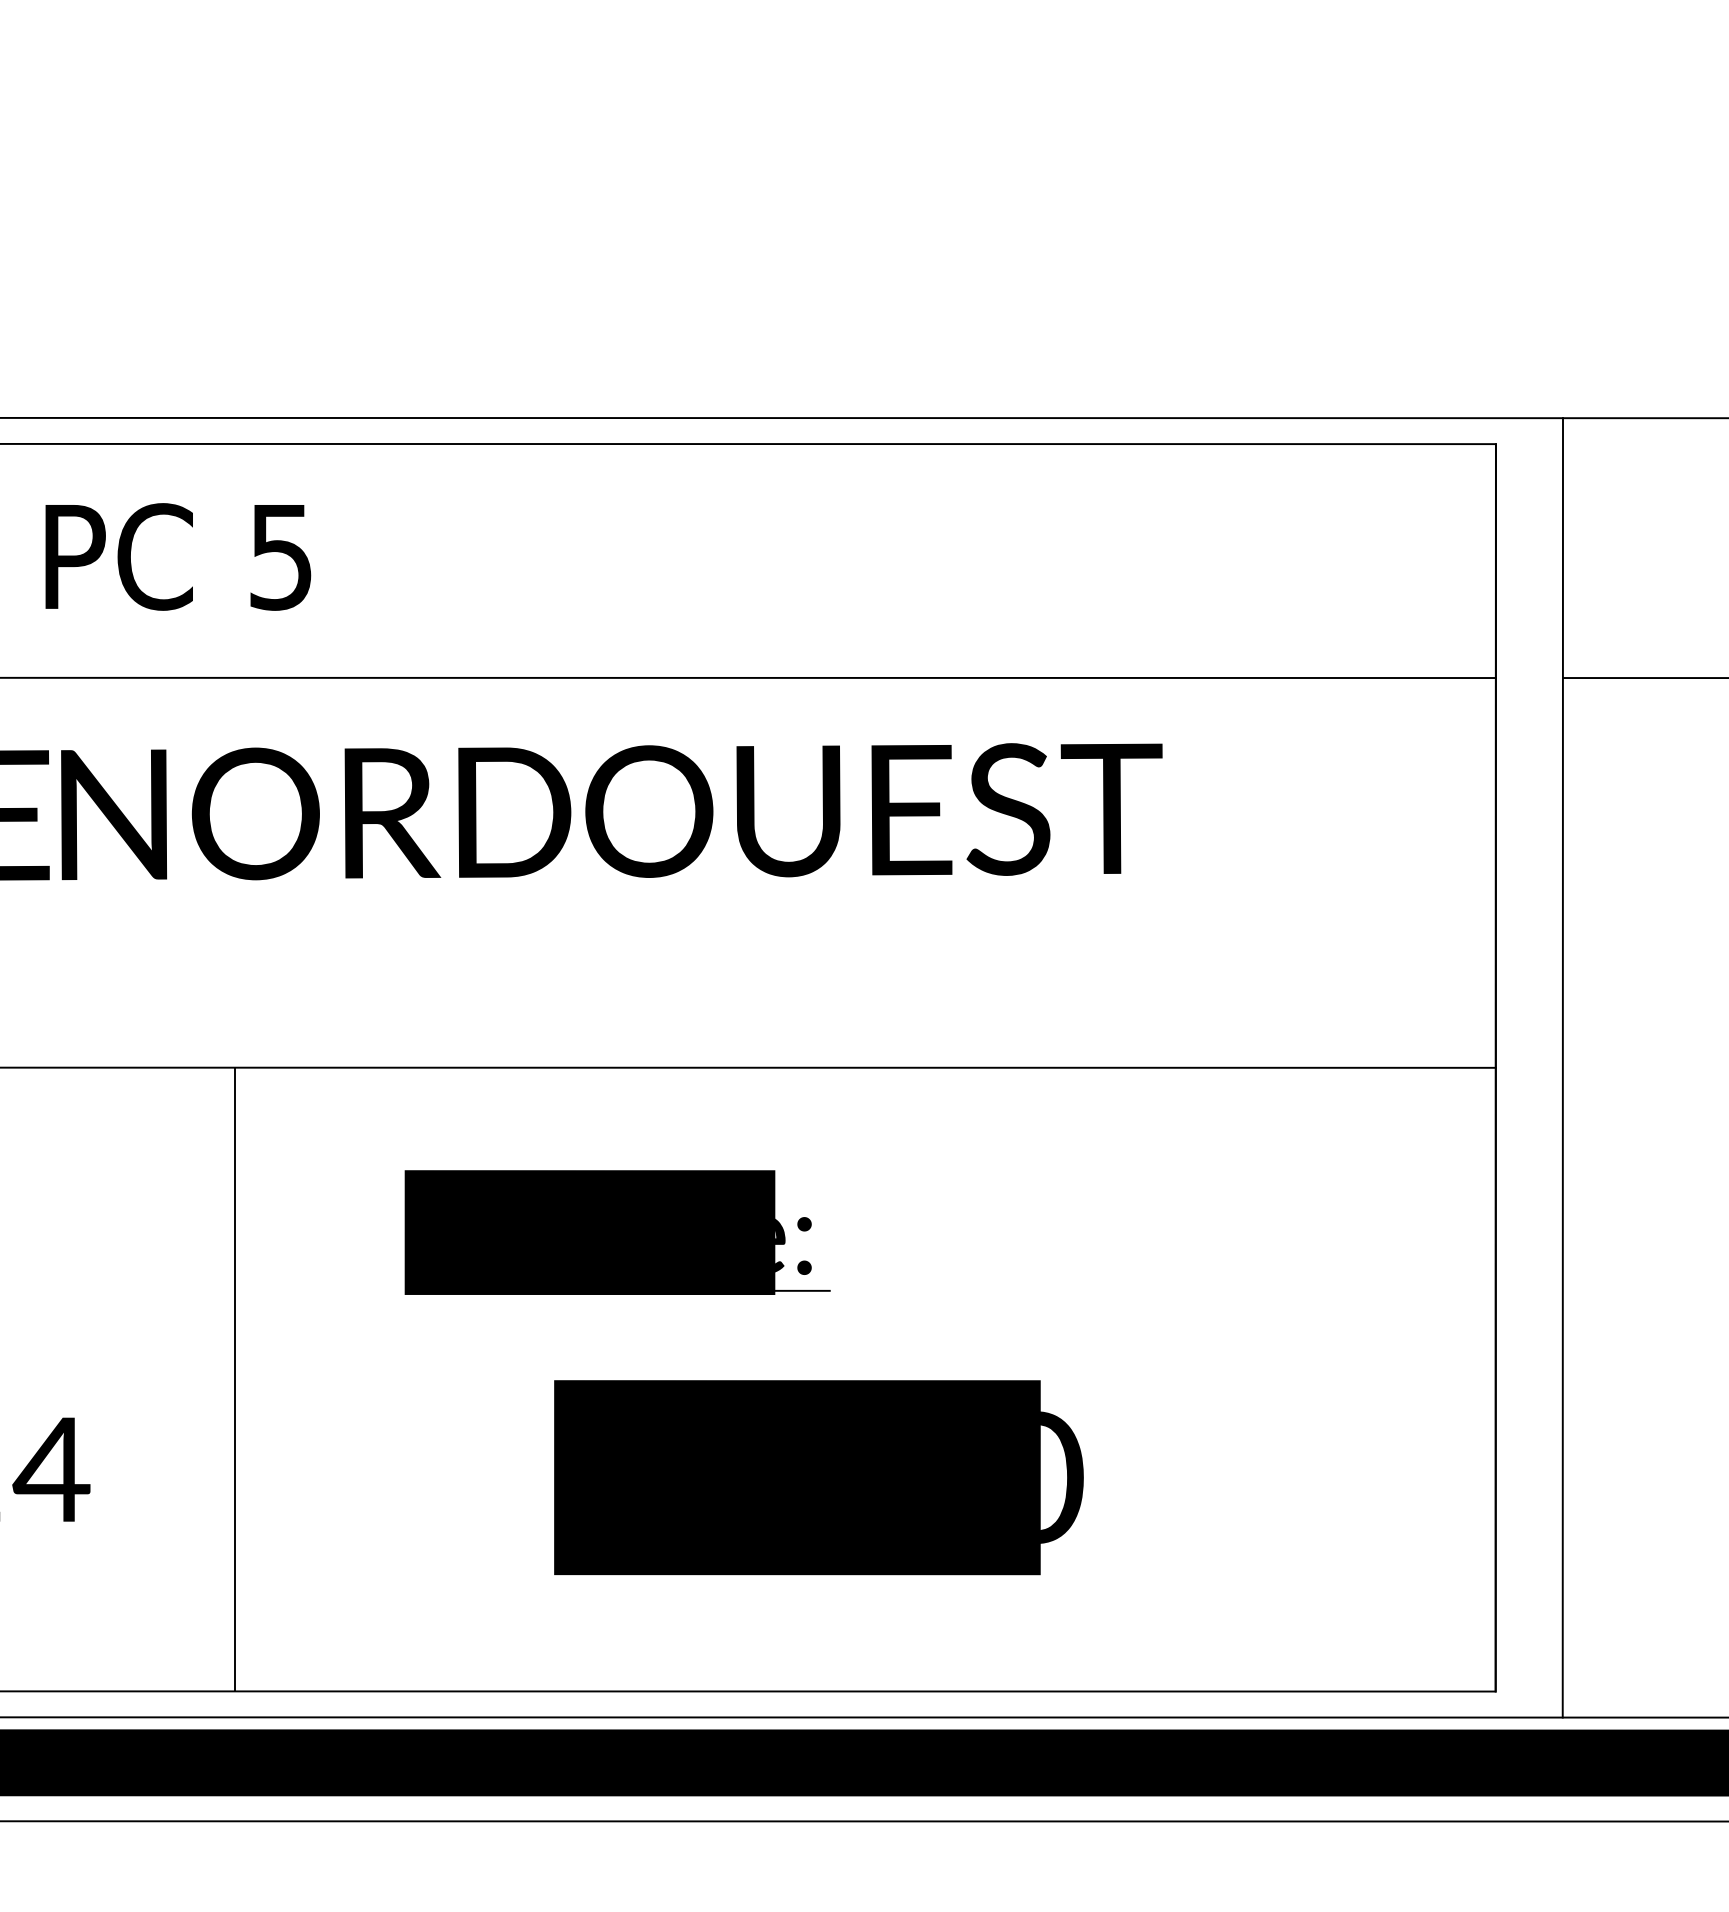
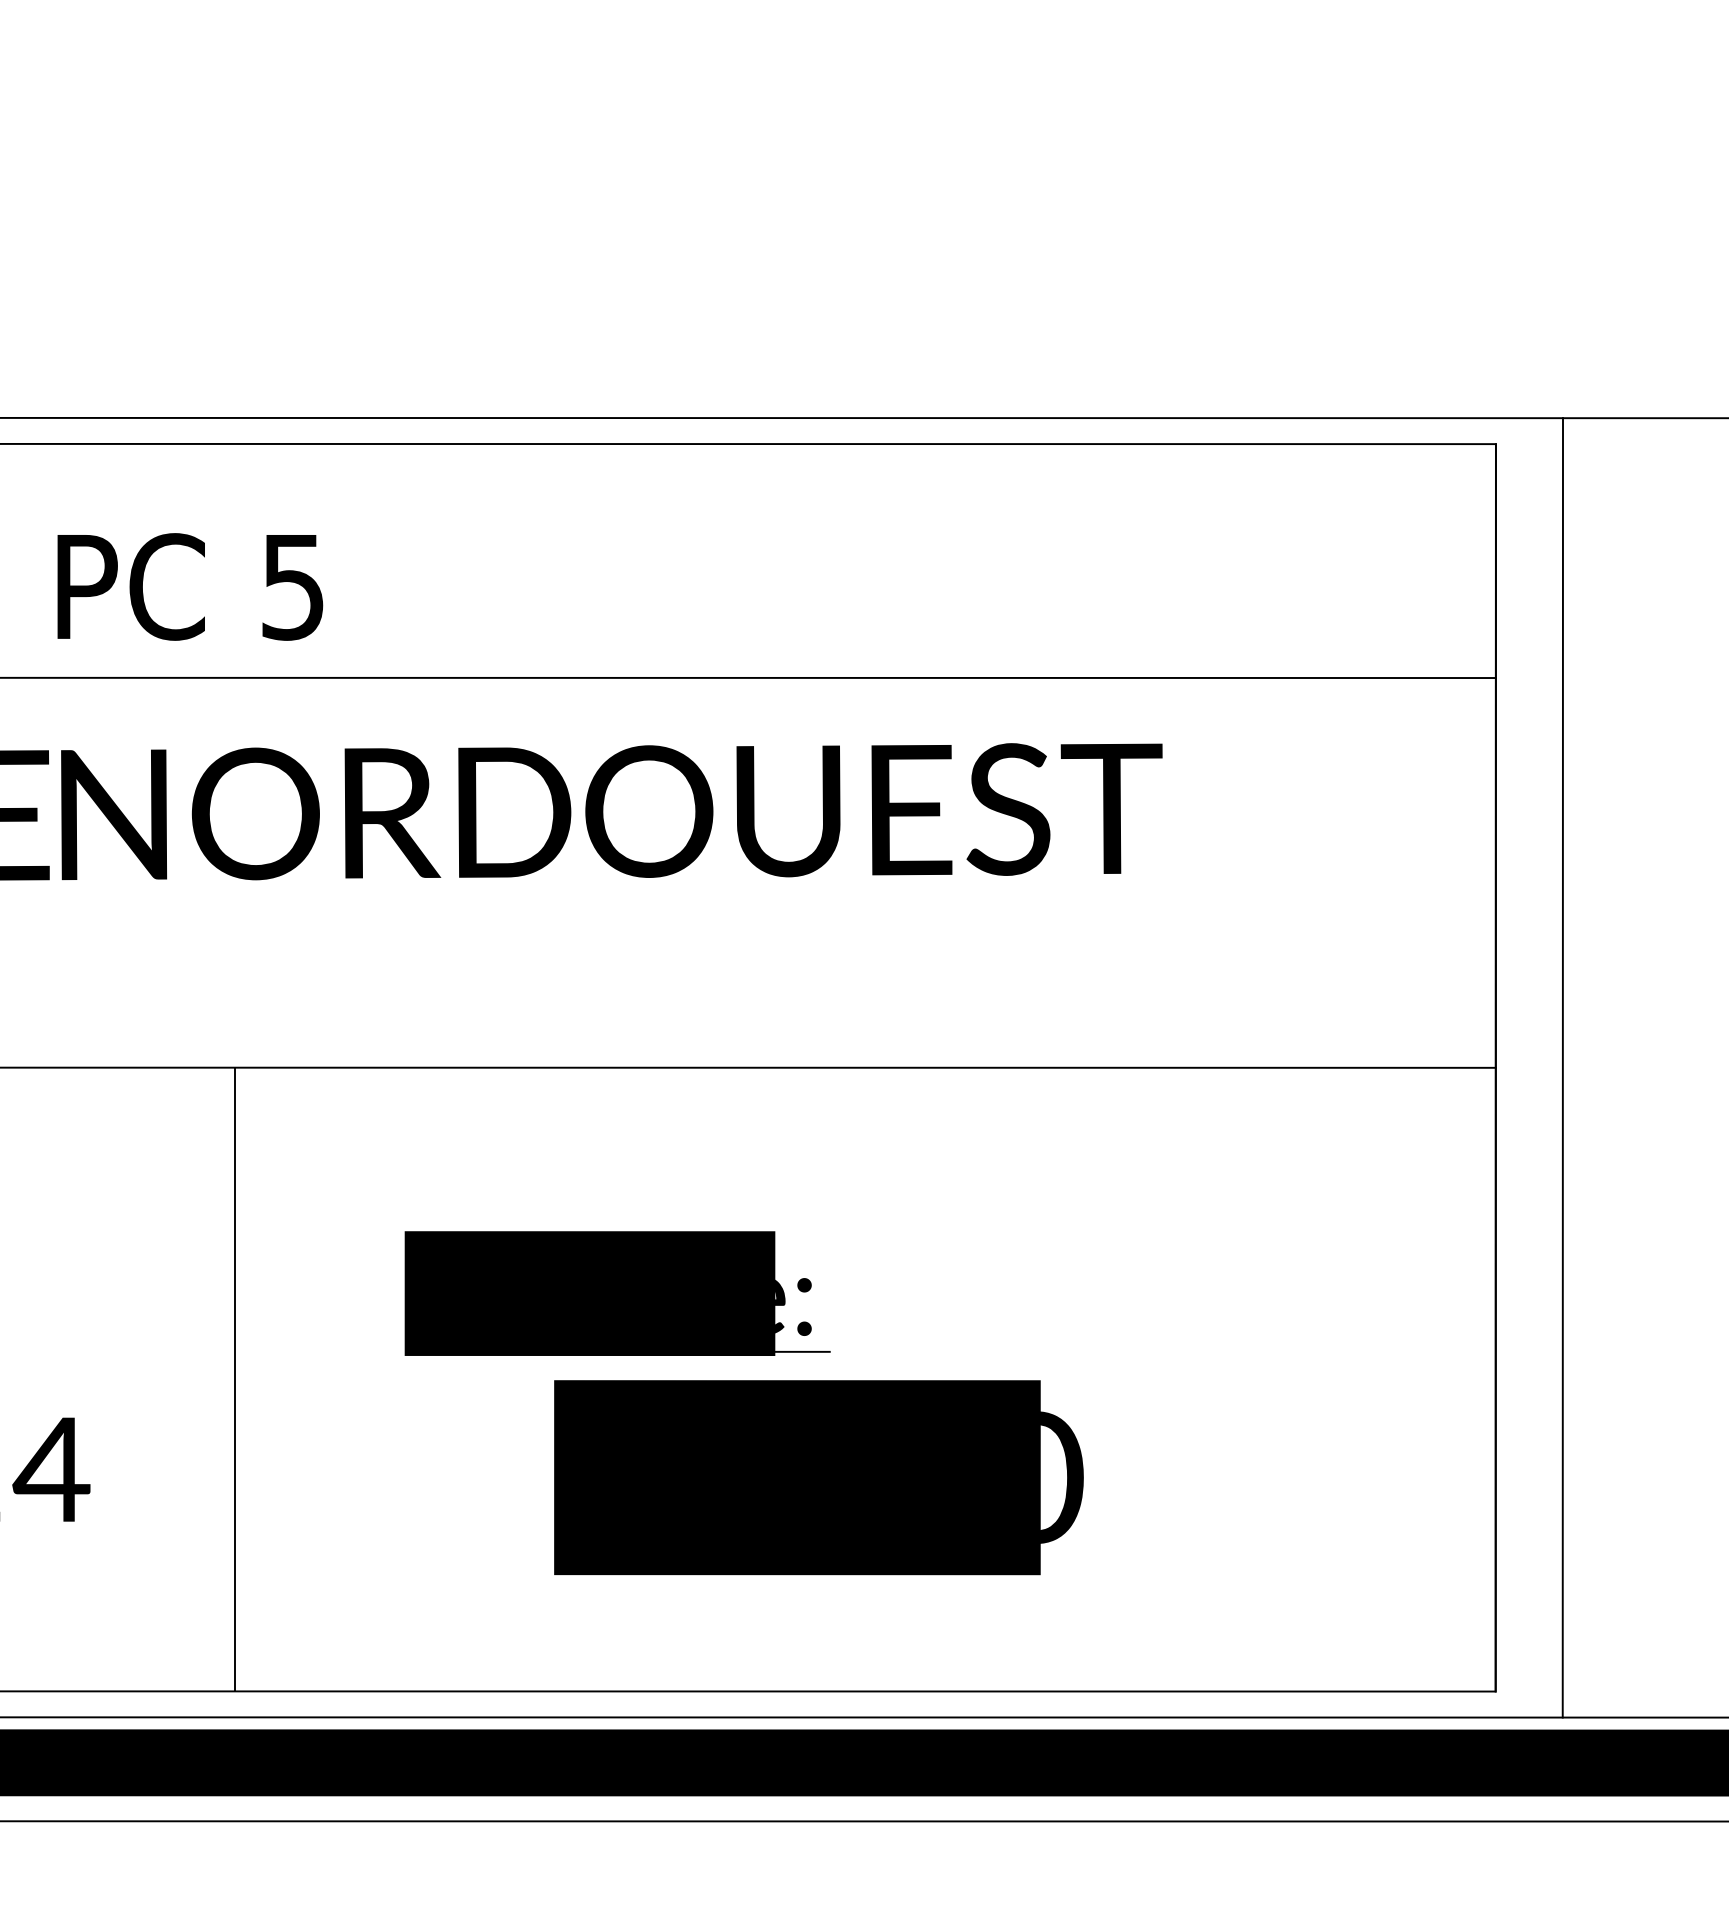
text position: (178, 556) -> (190, 586) (190, 586)
line: present -> none (1643, 678)
part position: (617, 1232) -> (617, 1293) (617, 1293)
